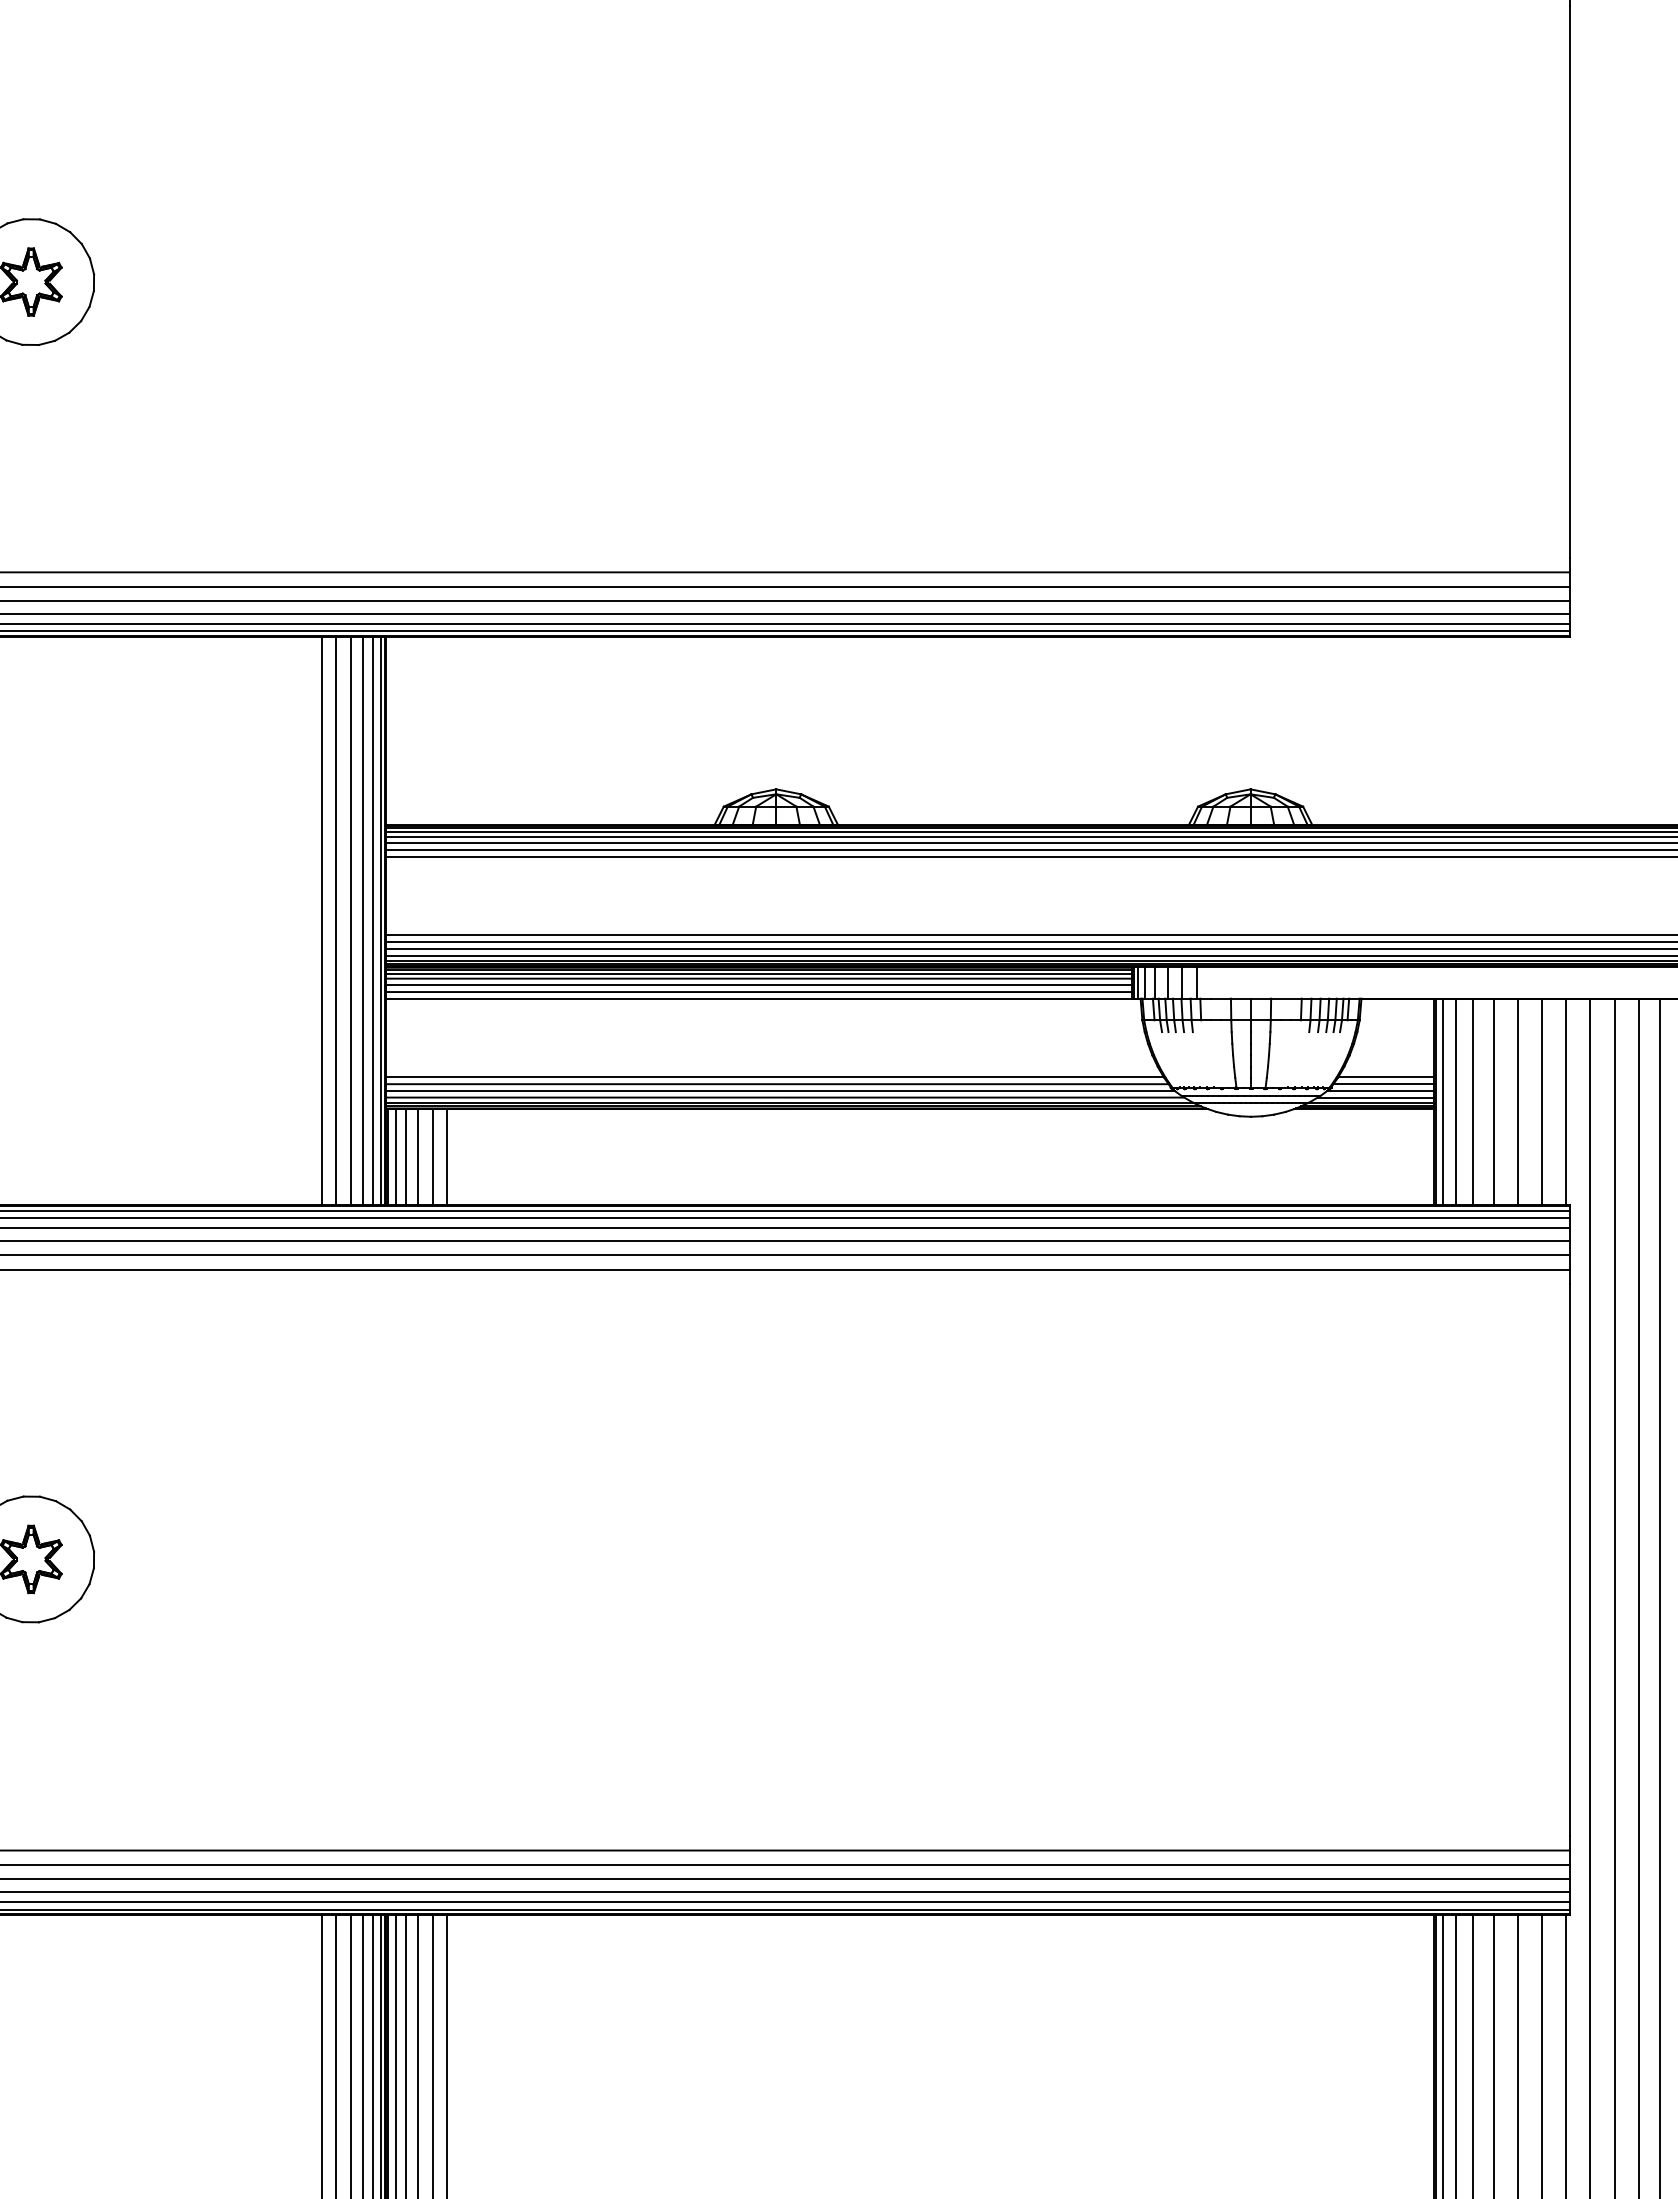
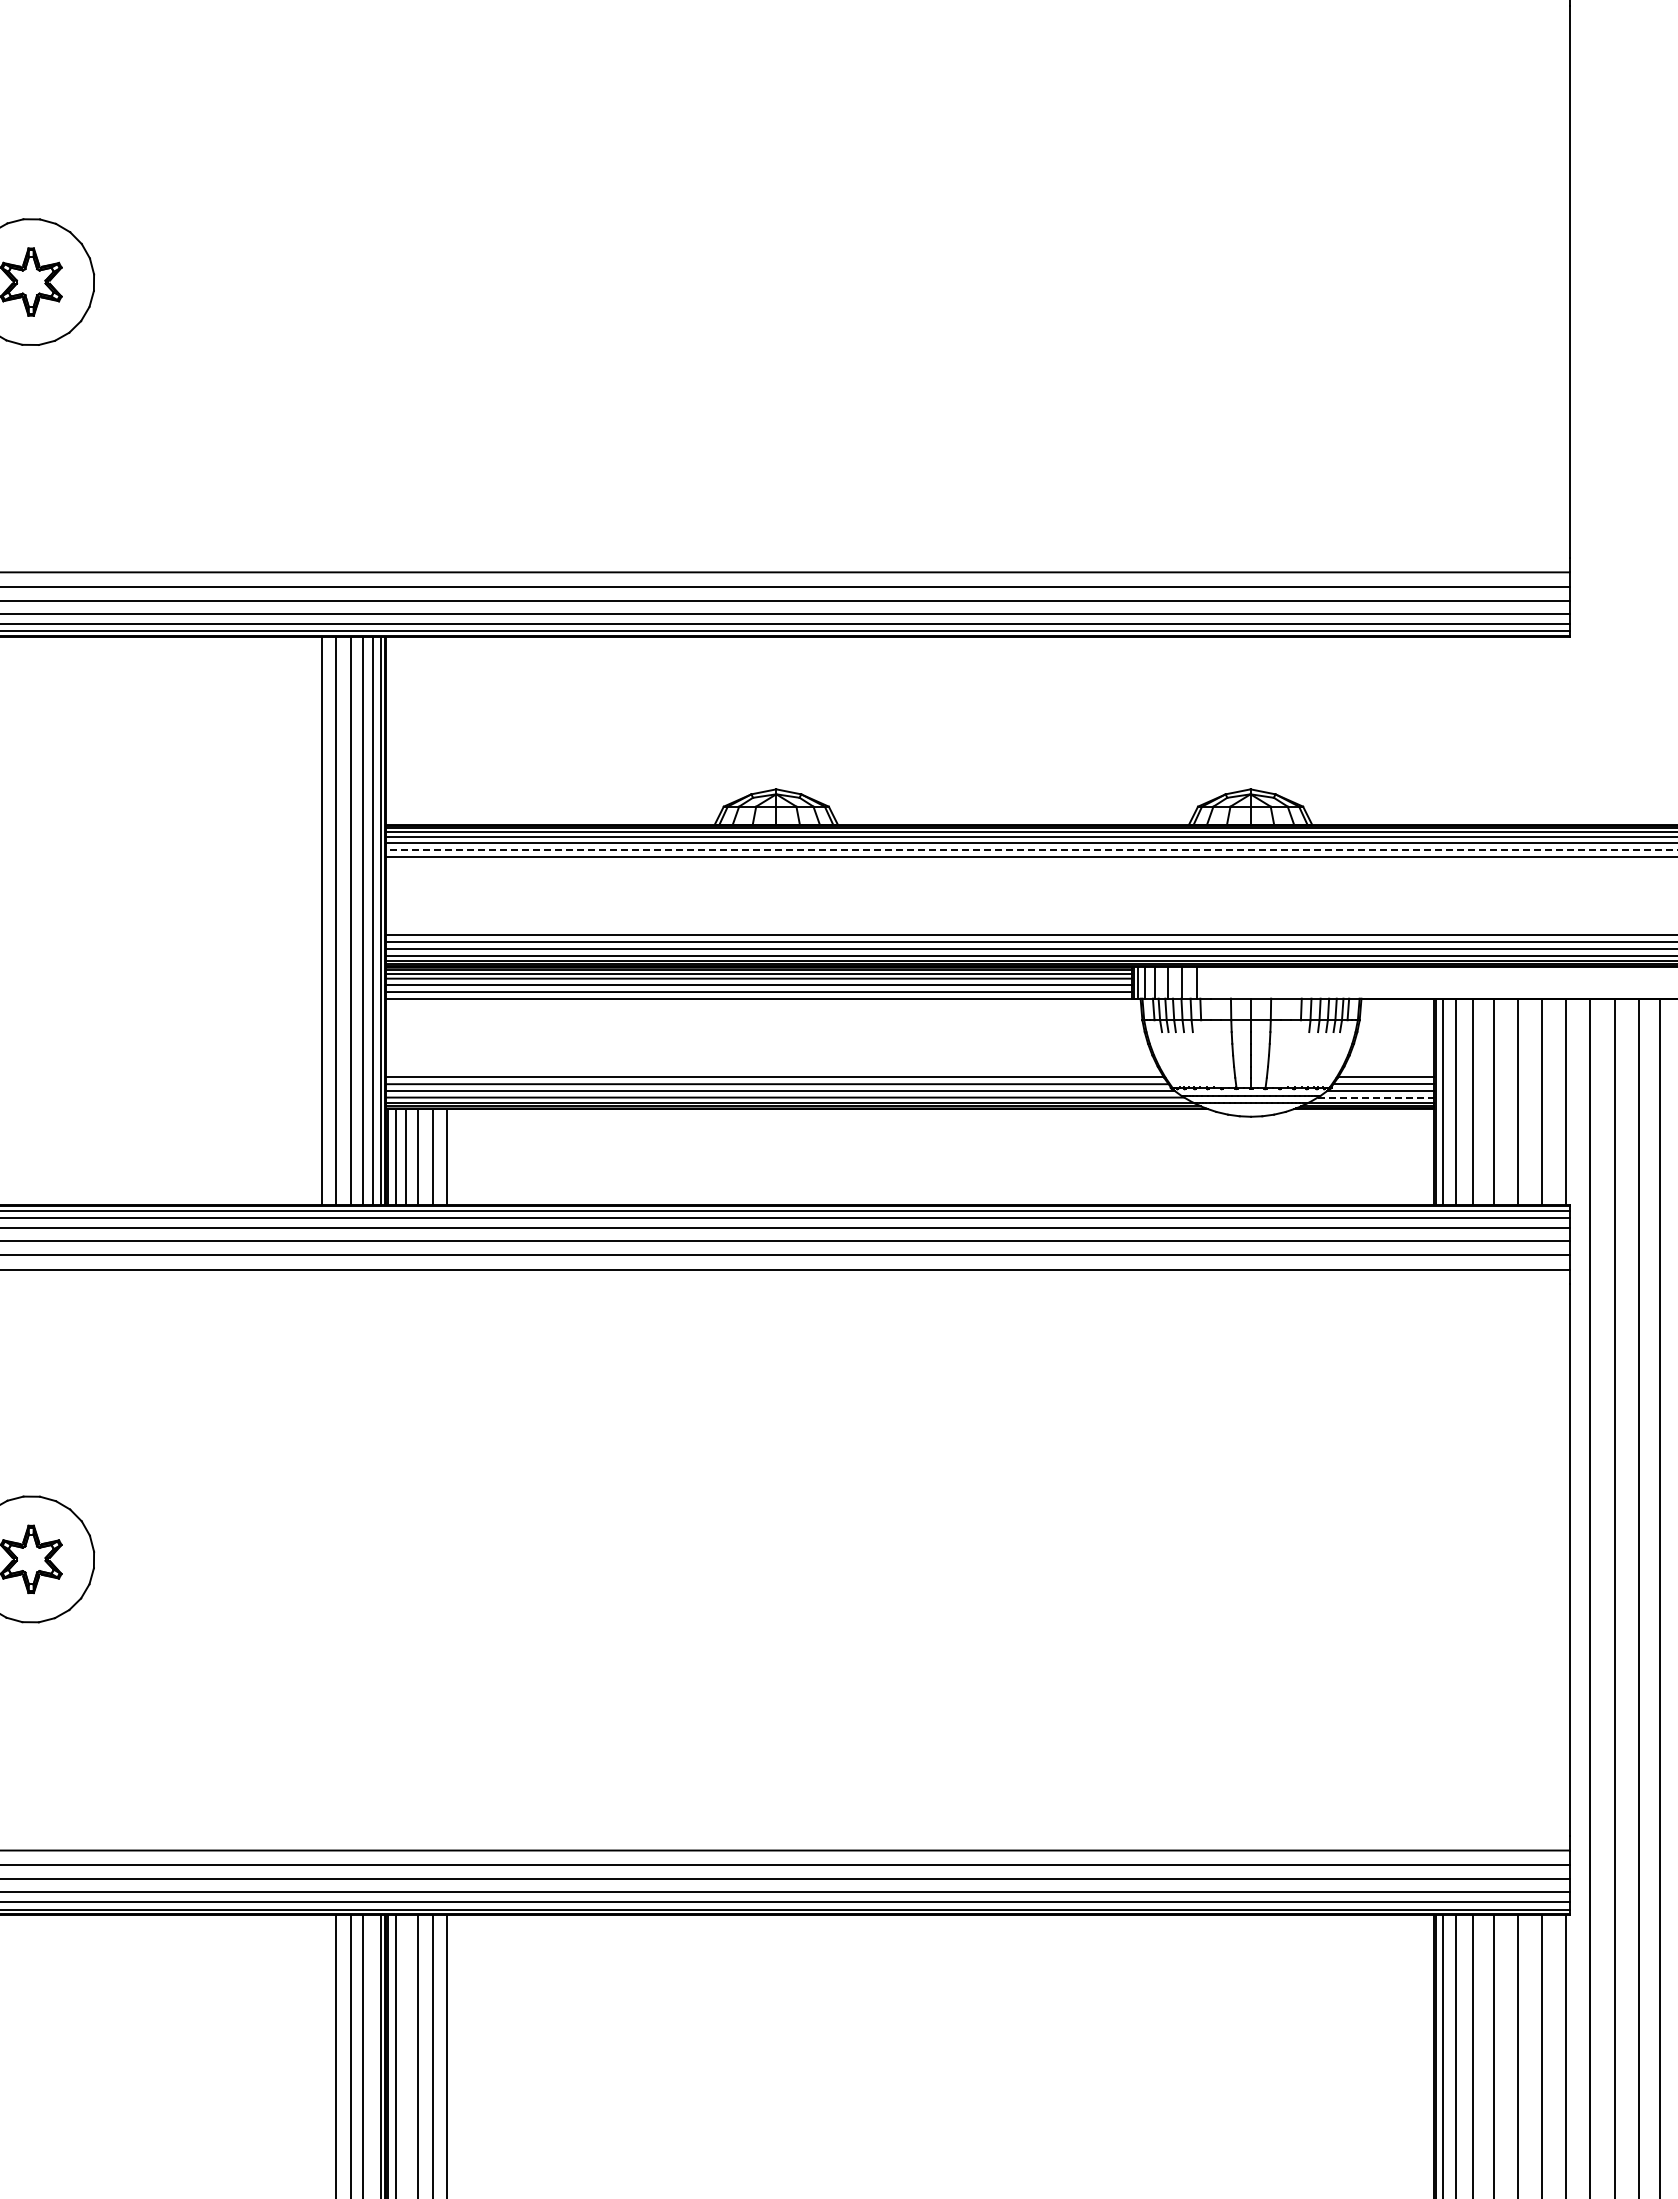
line: solid -> dashed (1031, 850)
line: solid -> dashed (1376, 1097)
line: present -> none (321, 2055)
line: present -> none (373, 2055)
line: present -> none (405, 2055)
